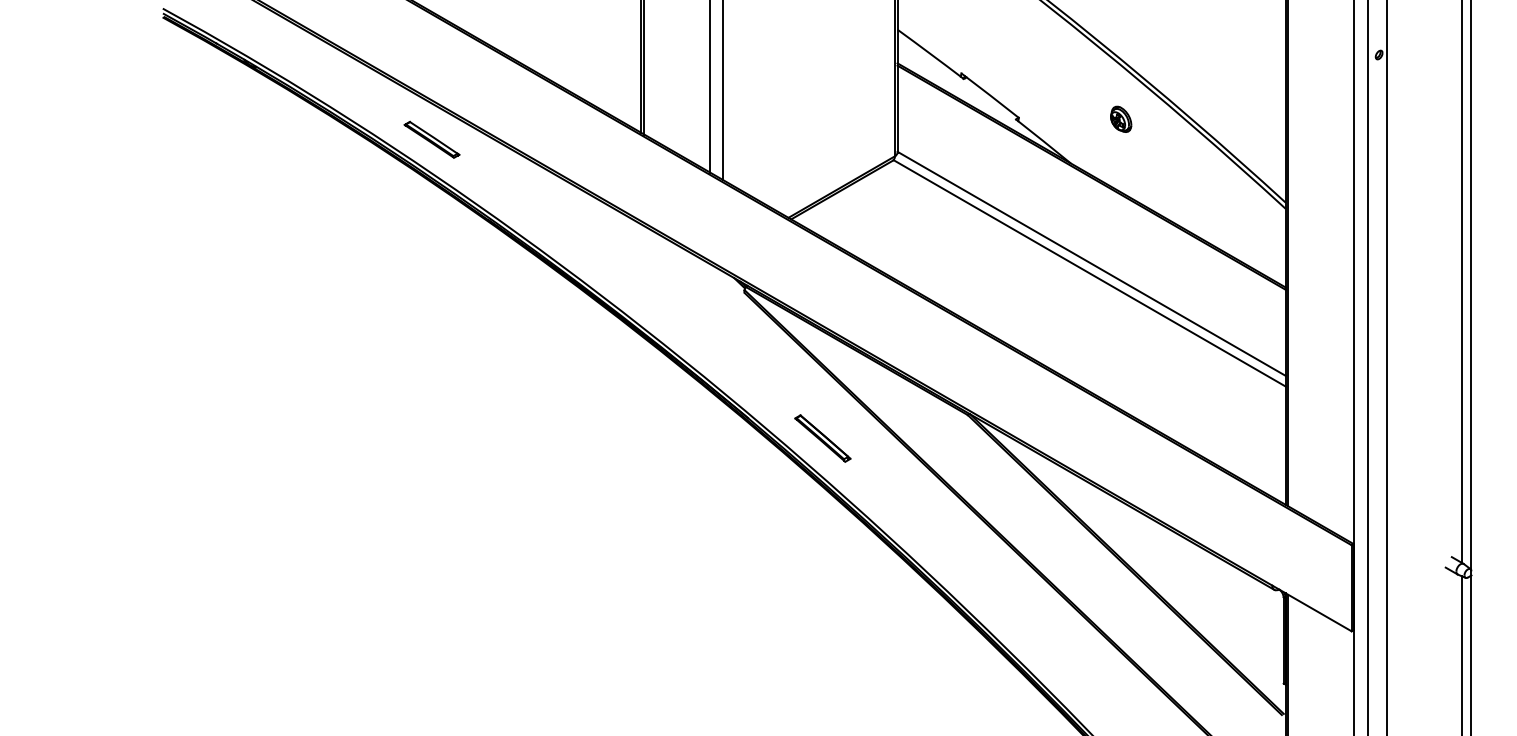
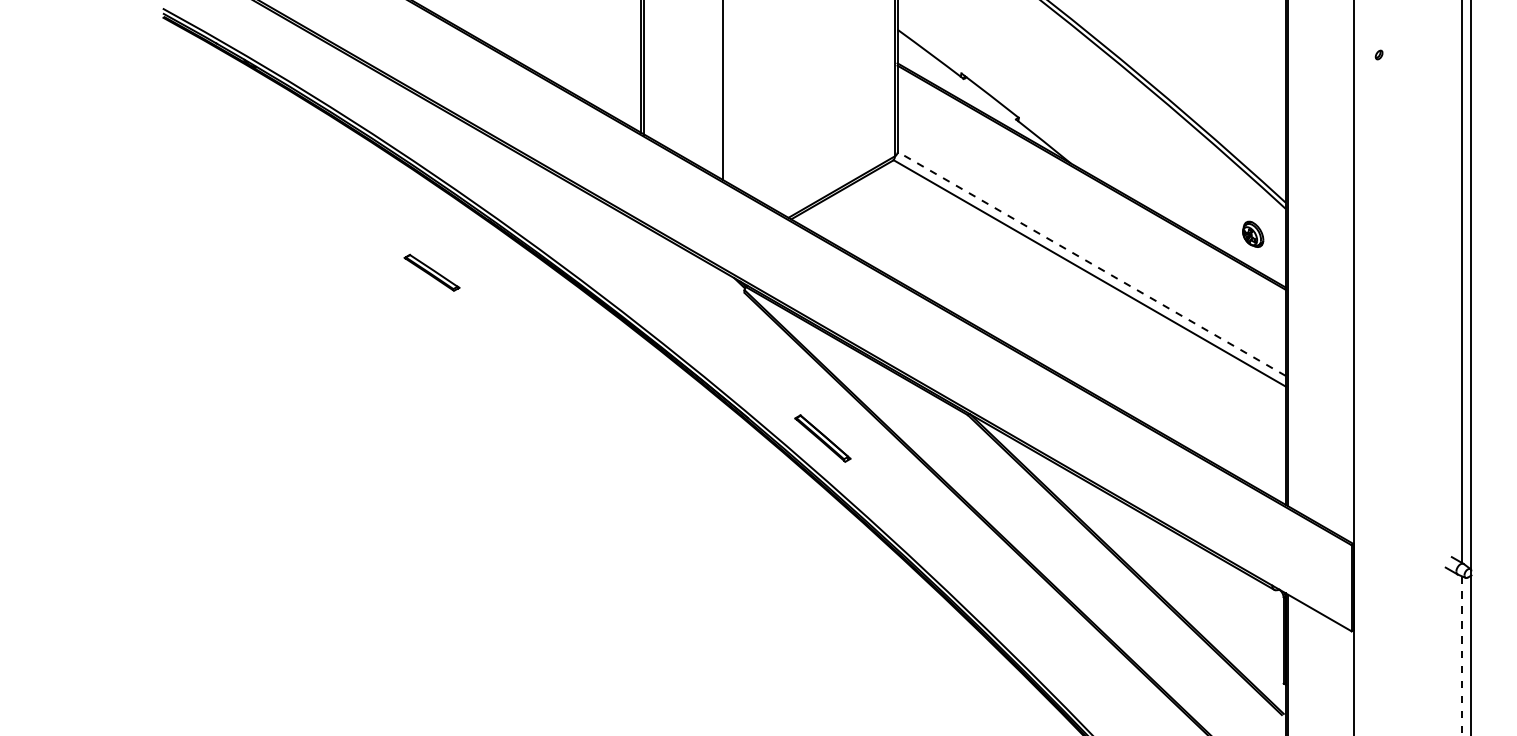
line: present -> none (710, 87)
part position: (1121, 118) -> (1253, 233) (1253, 233)
part position: (431, 139) -> (431, 272) (431, 272)
line: solid -> dashed (1091, 263)
line: present -> none (1367, 367)
line: present -> none (1387, 367)
line: solid -> dashed (1461, 656)
